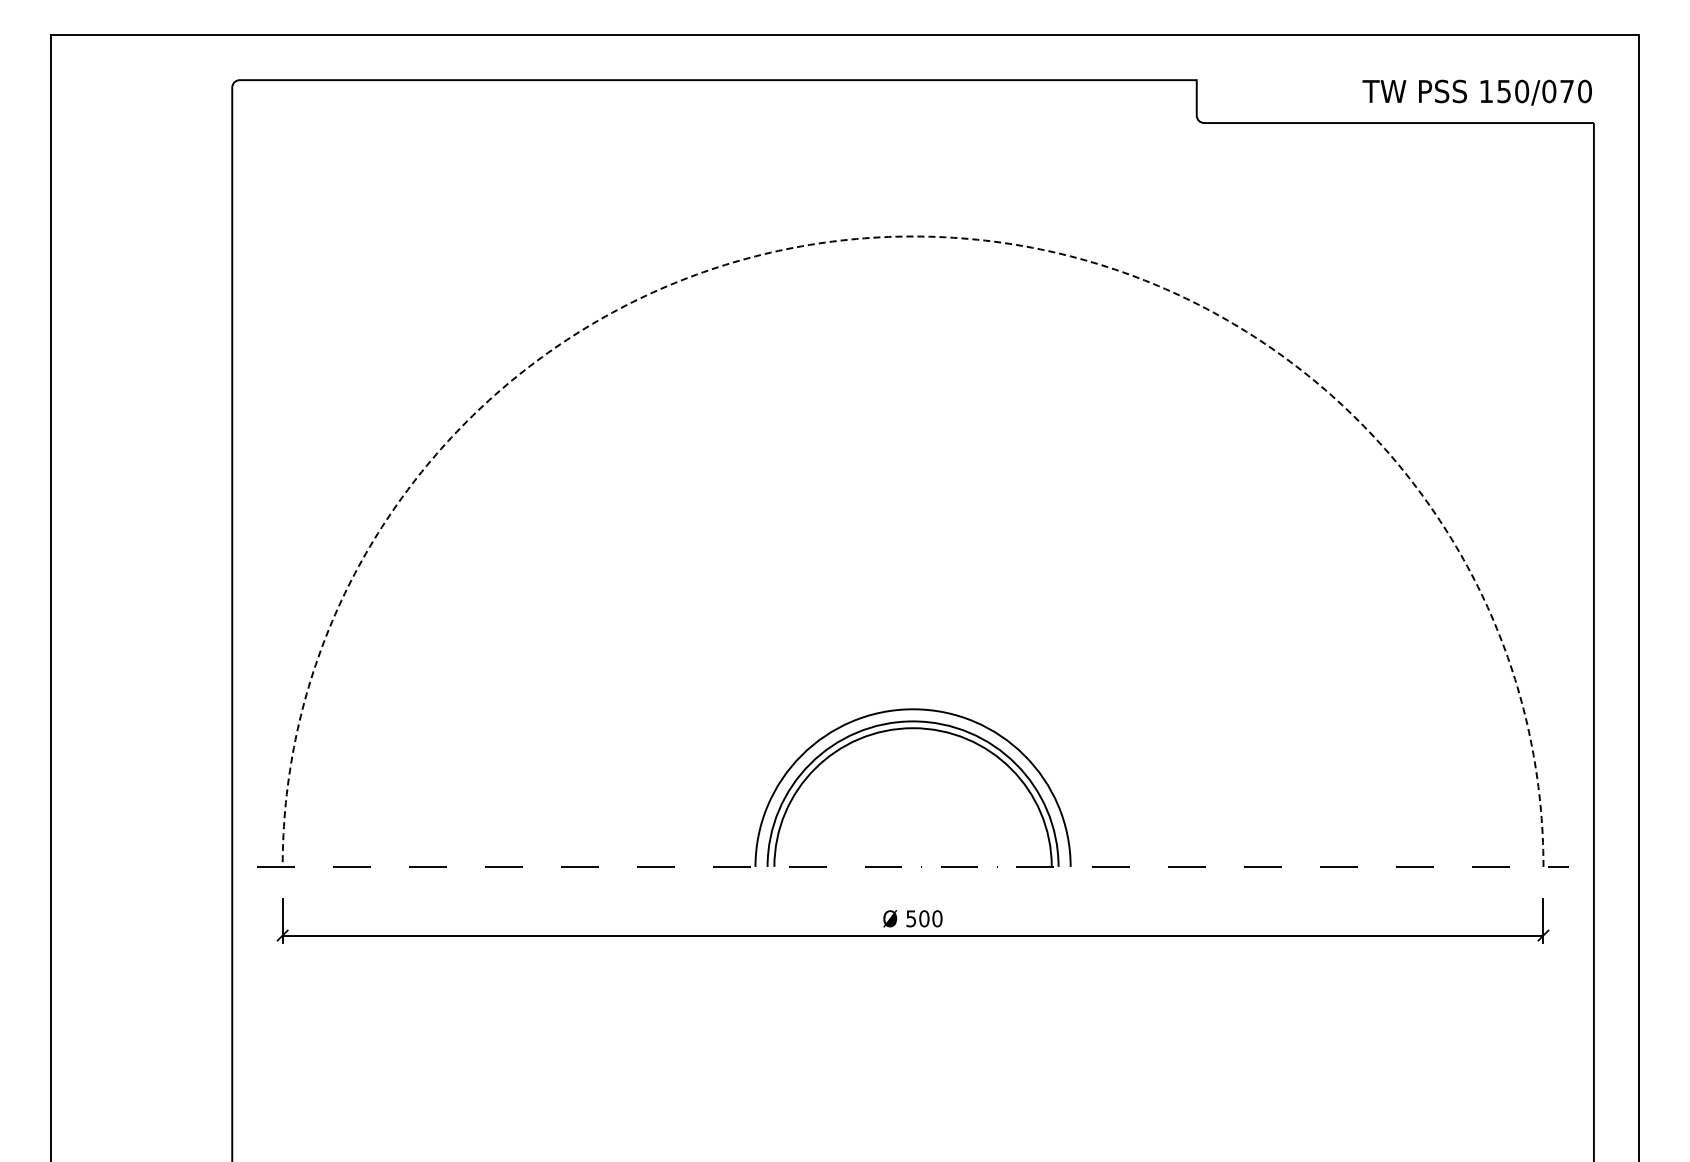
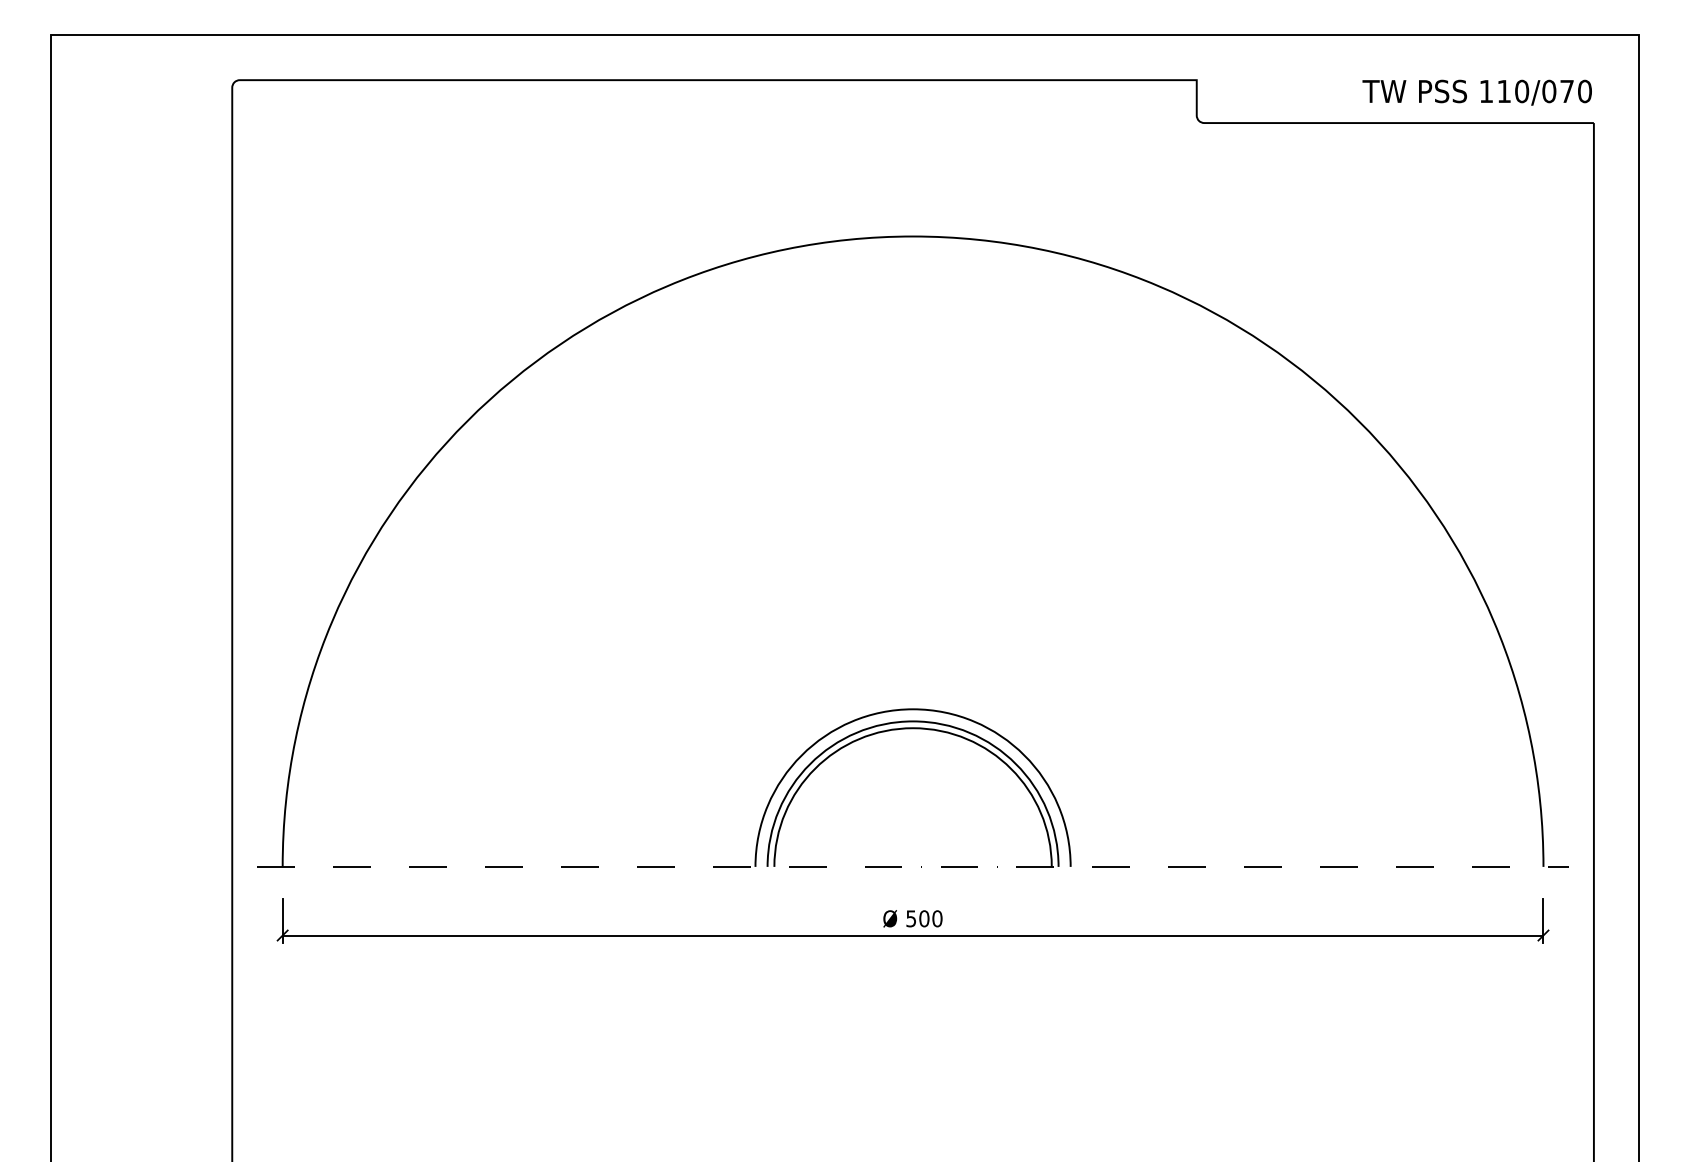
text: 150/070 -> 110/070 (1503, 91)
arc: dashed -> solid (913, 236)
